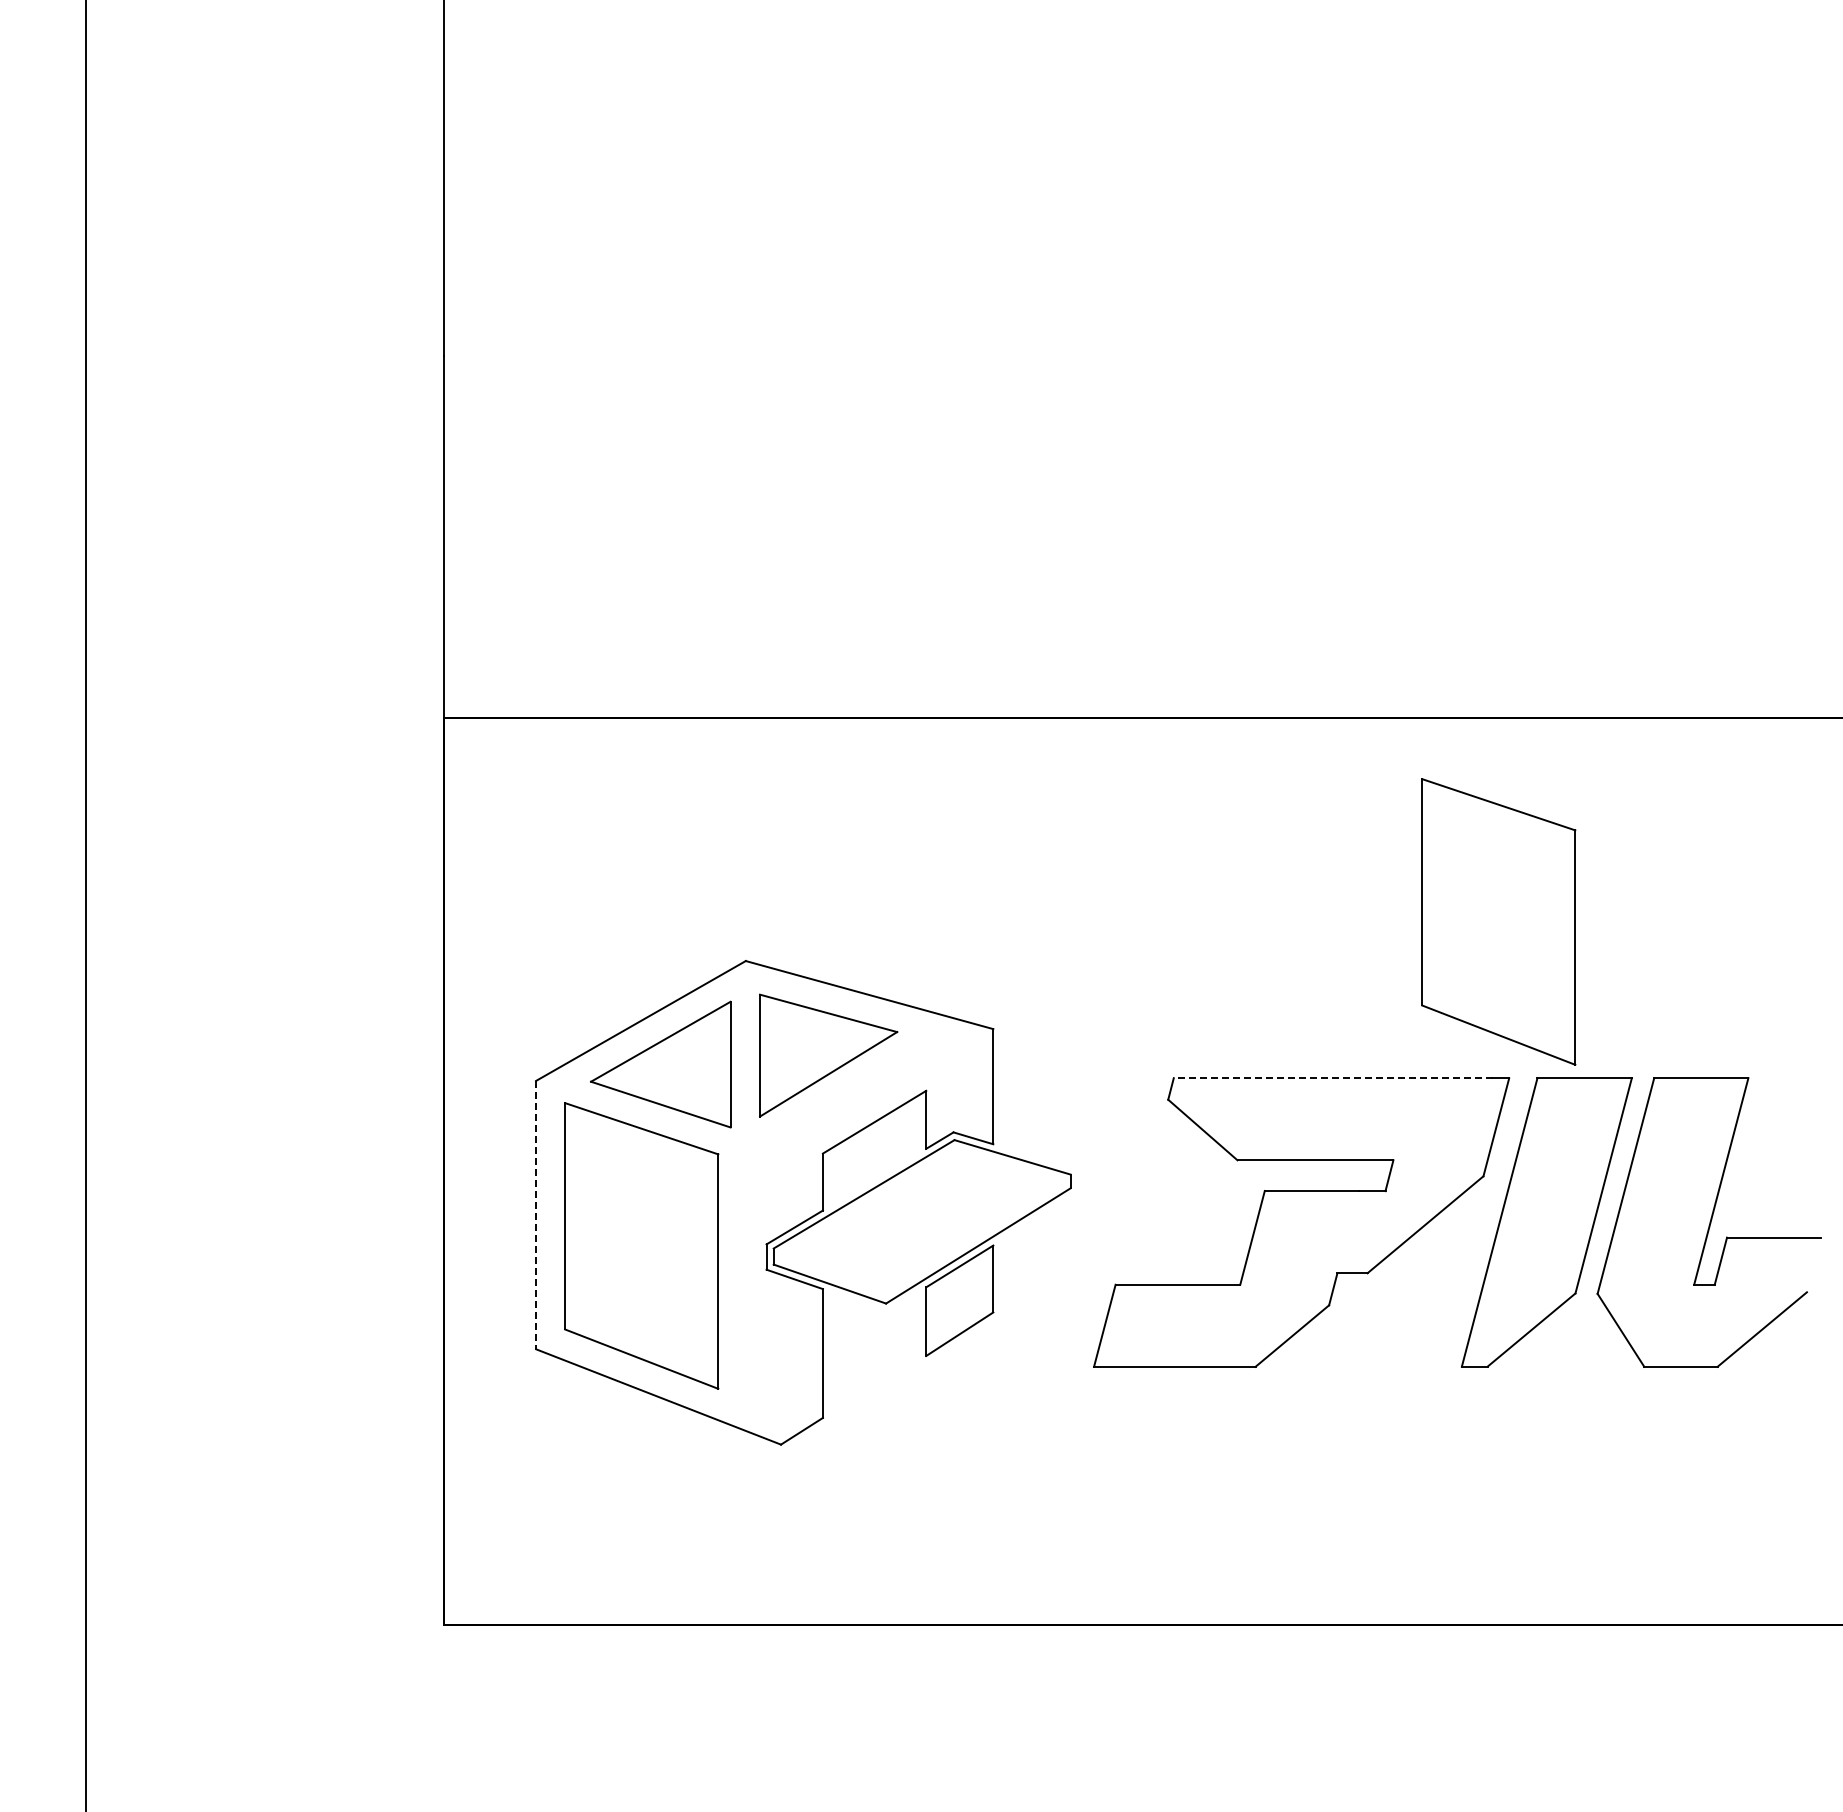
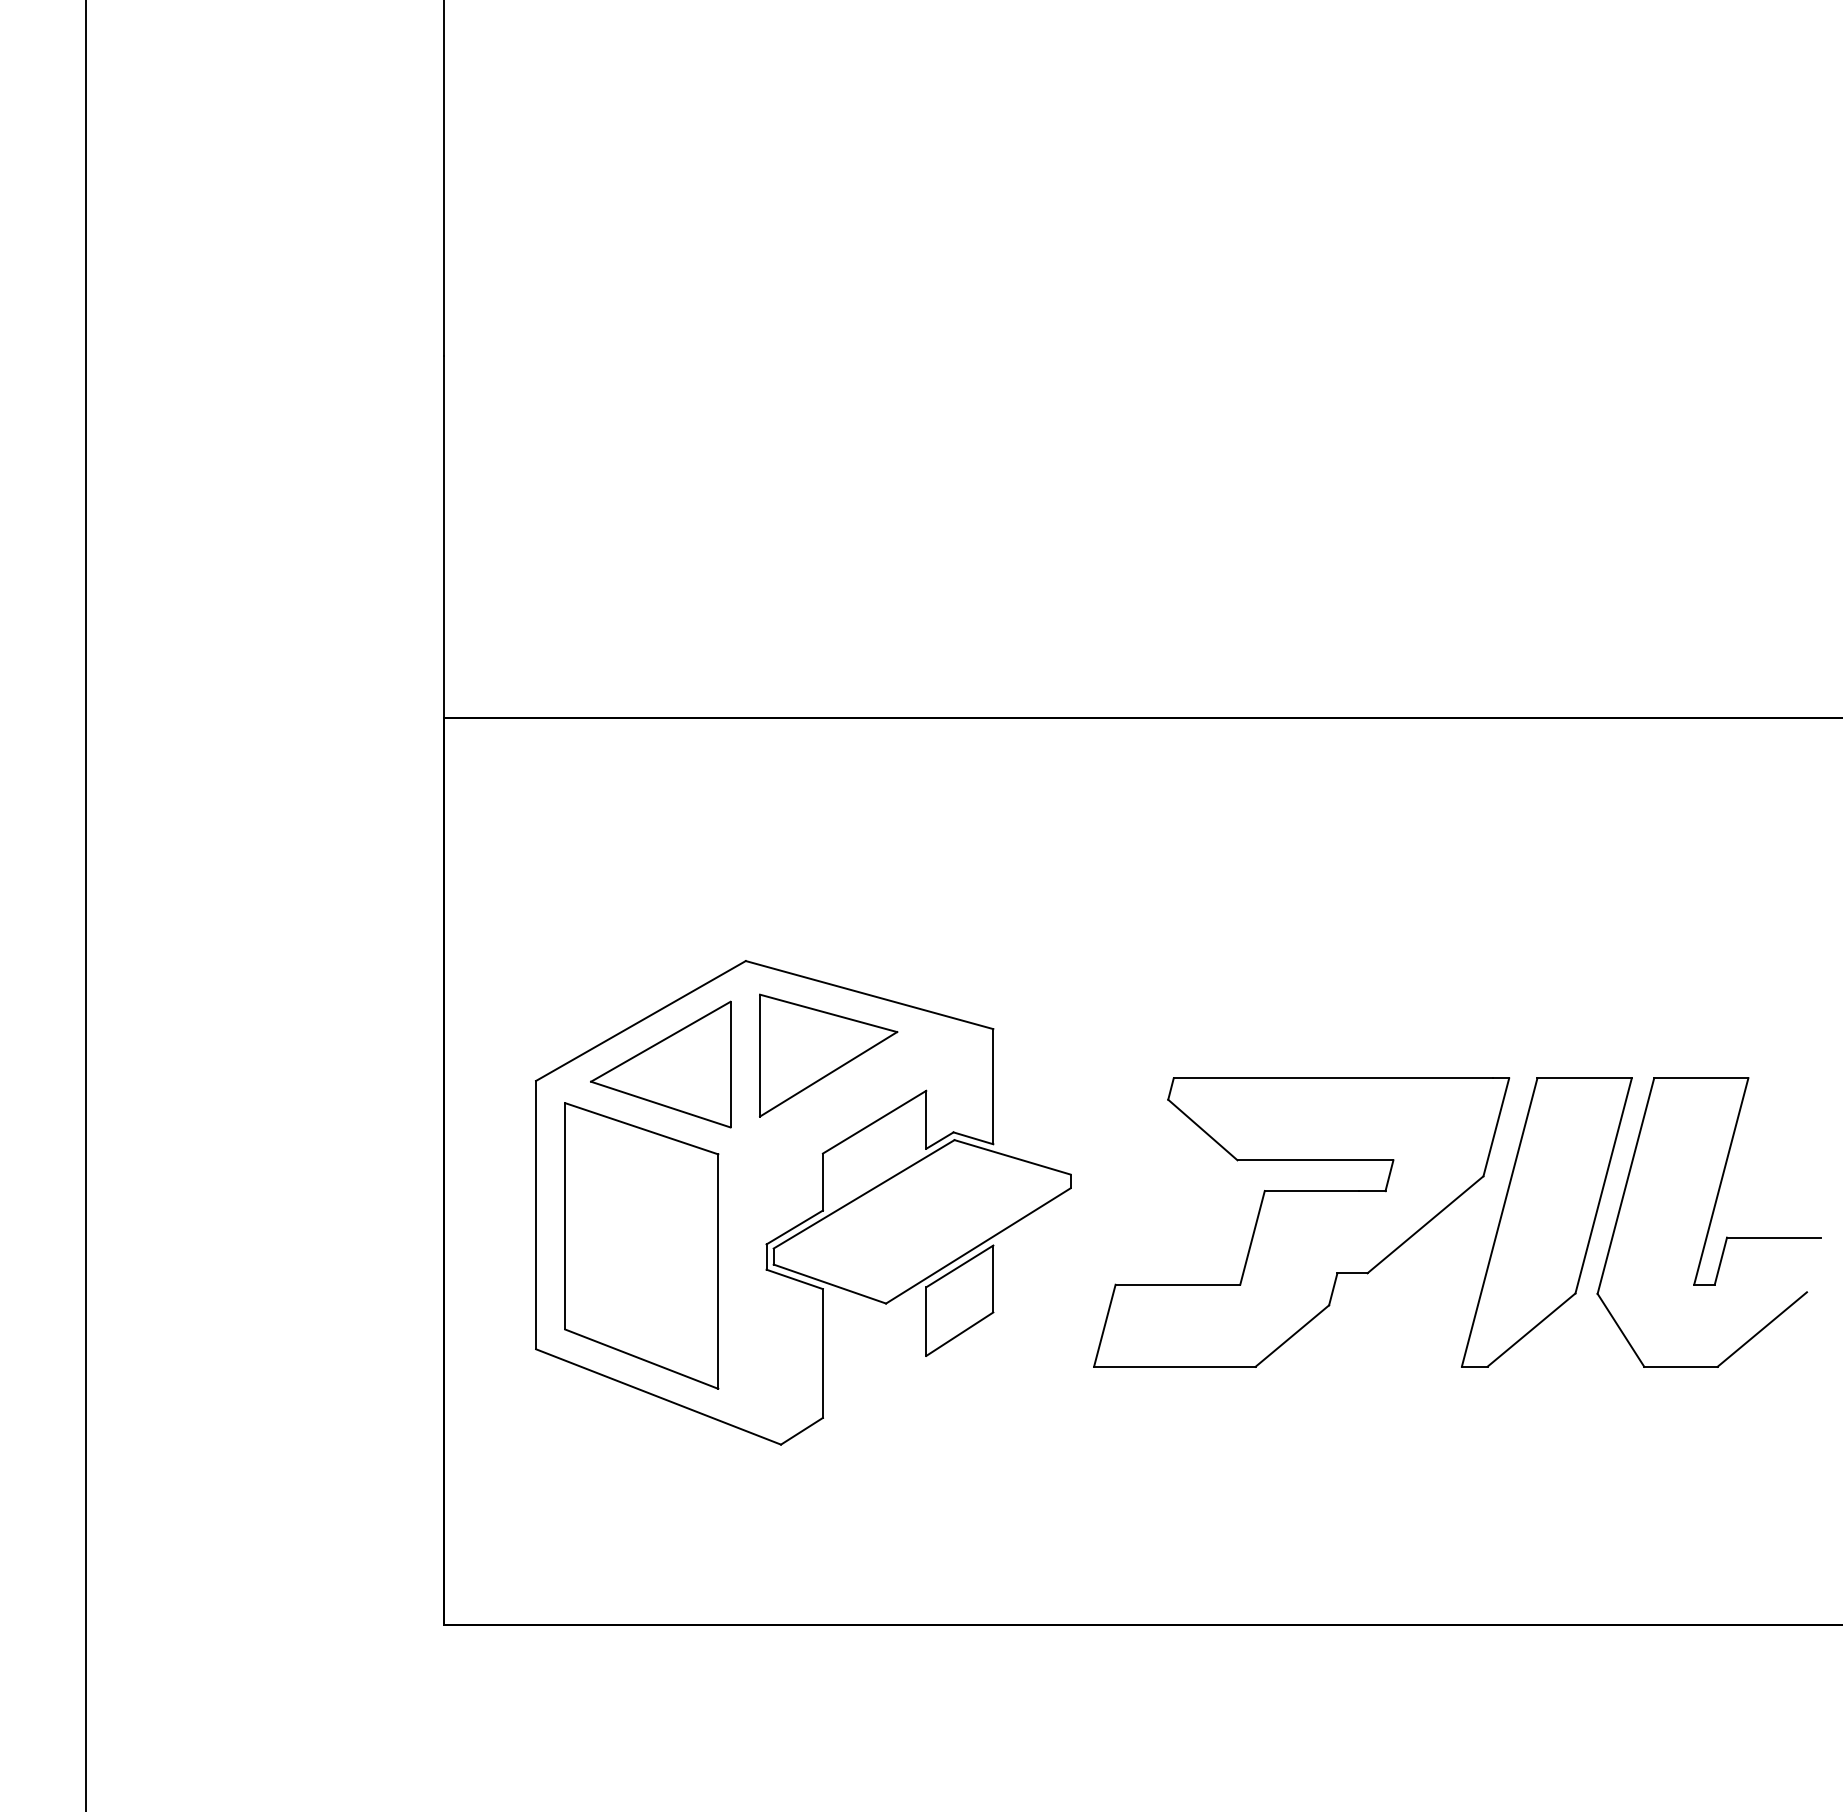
part: present -> none (1498, 921)
line: dashed -> solid (1333, 1078)
line: dashed -> solid (536, 1215)
